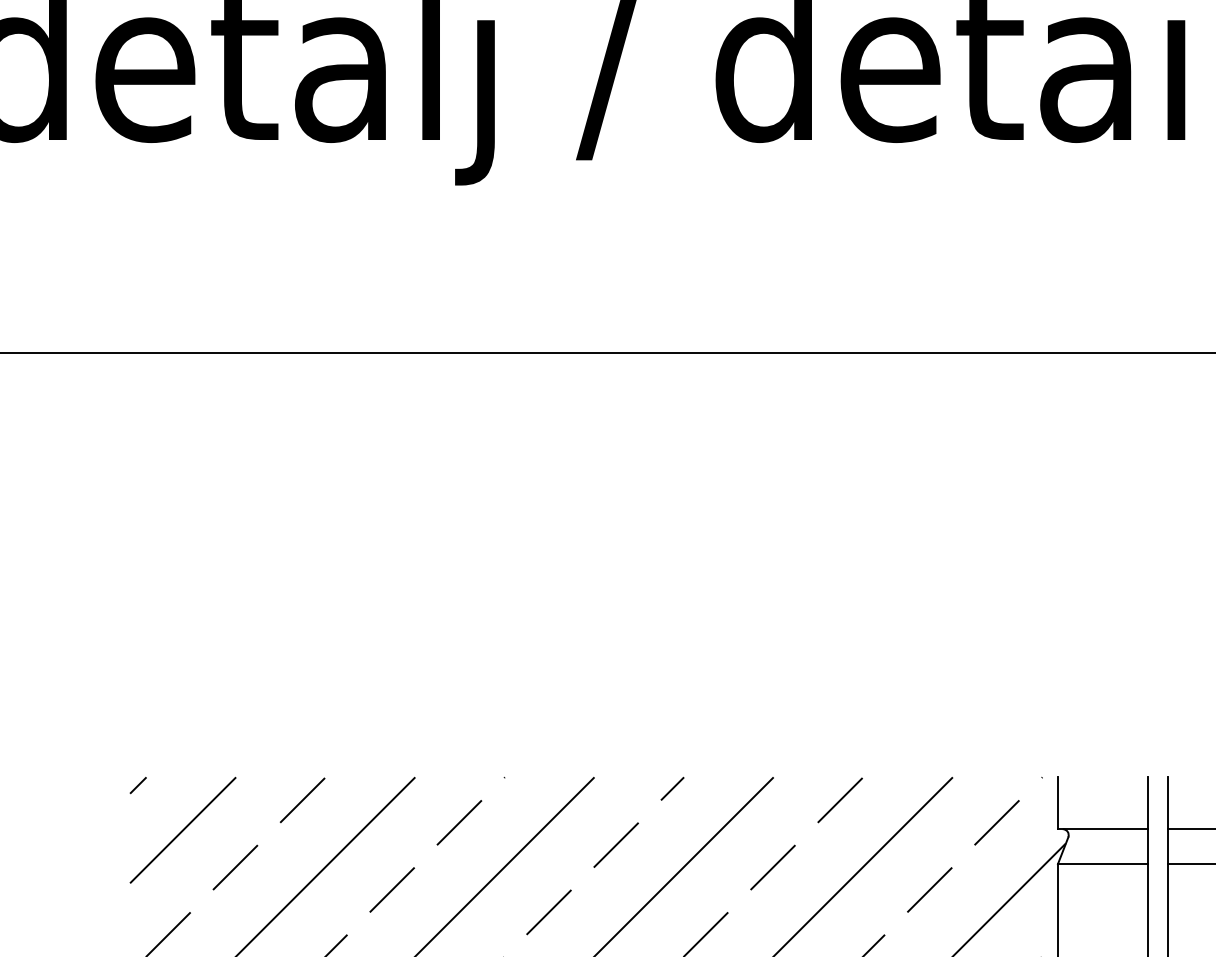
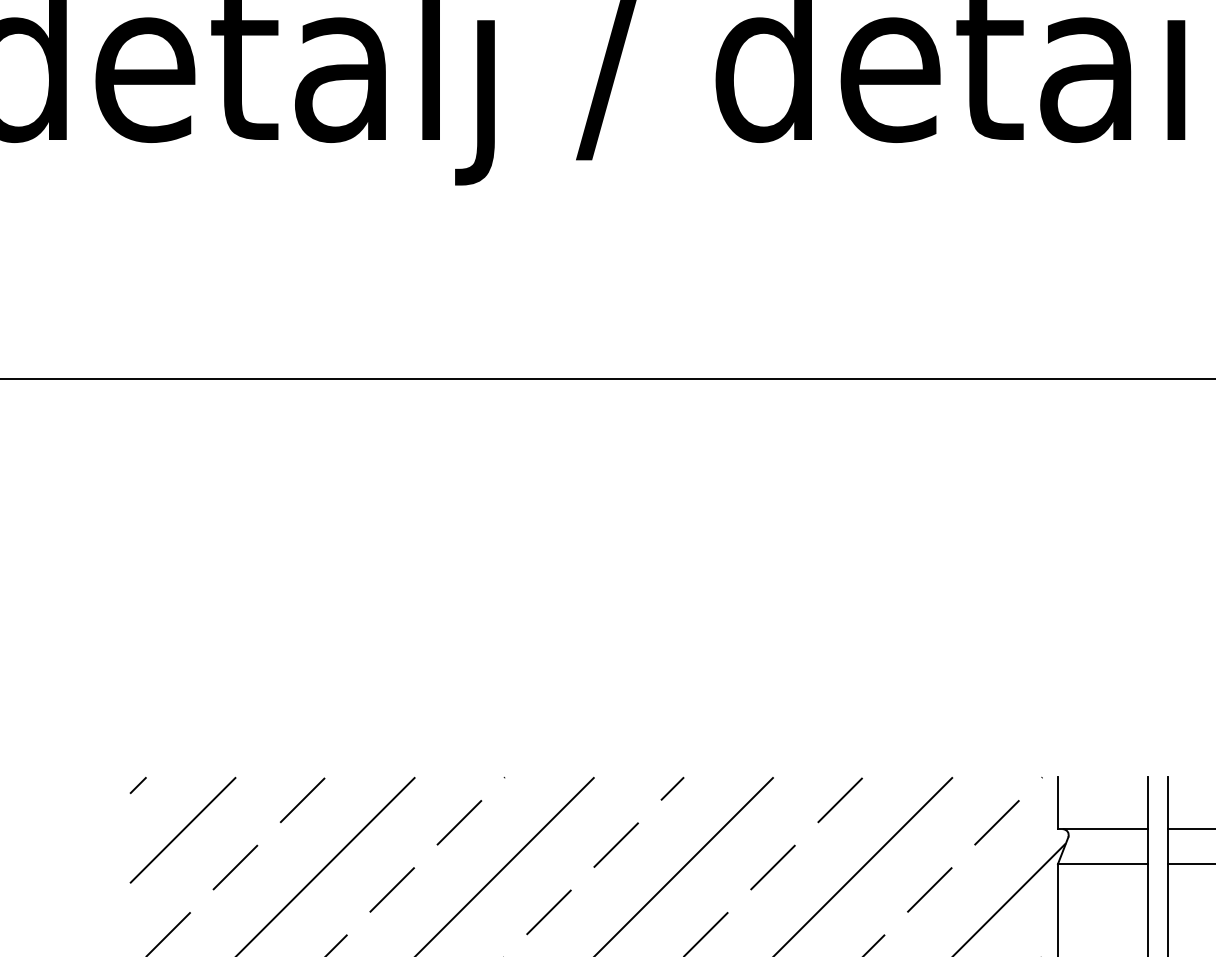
line position: (607, 353) -> (607, 379) (607, 379)
